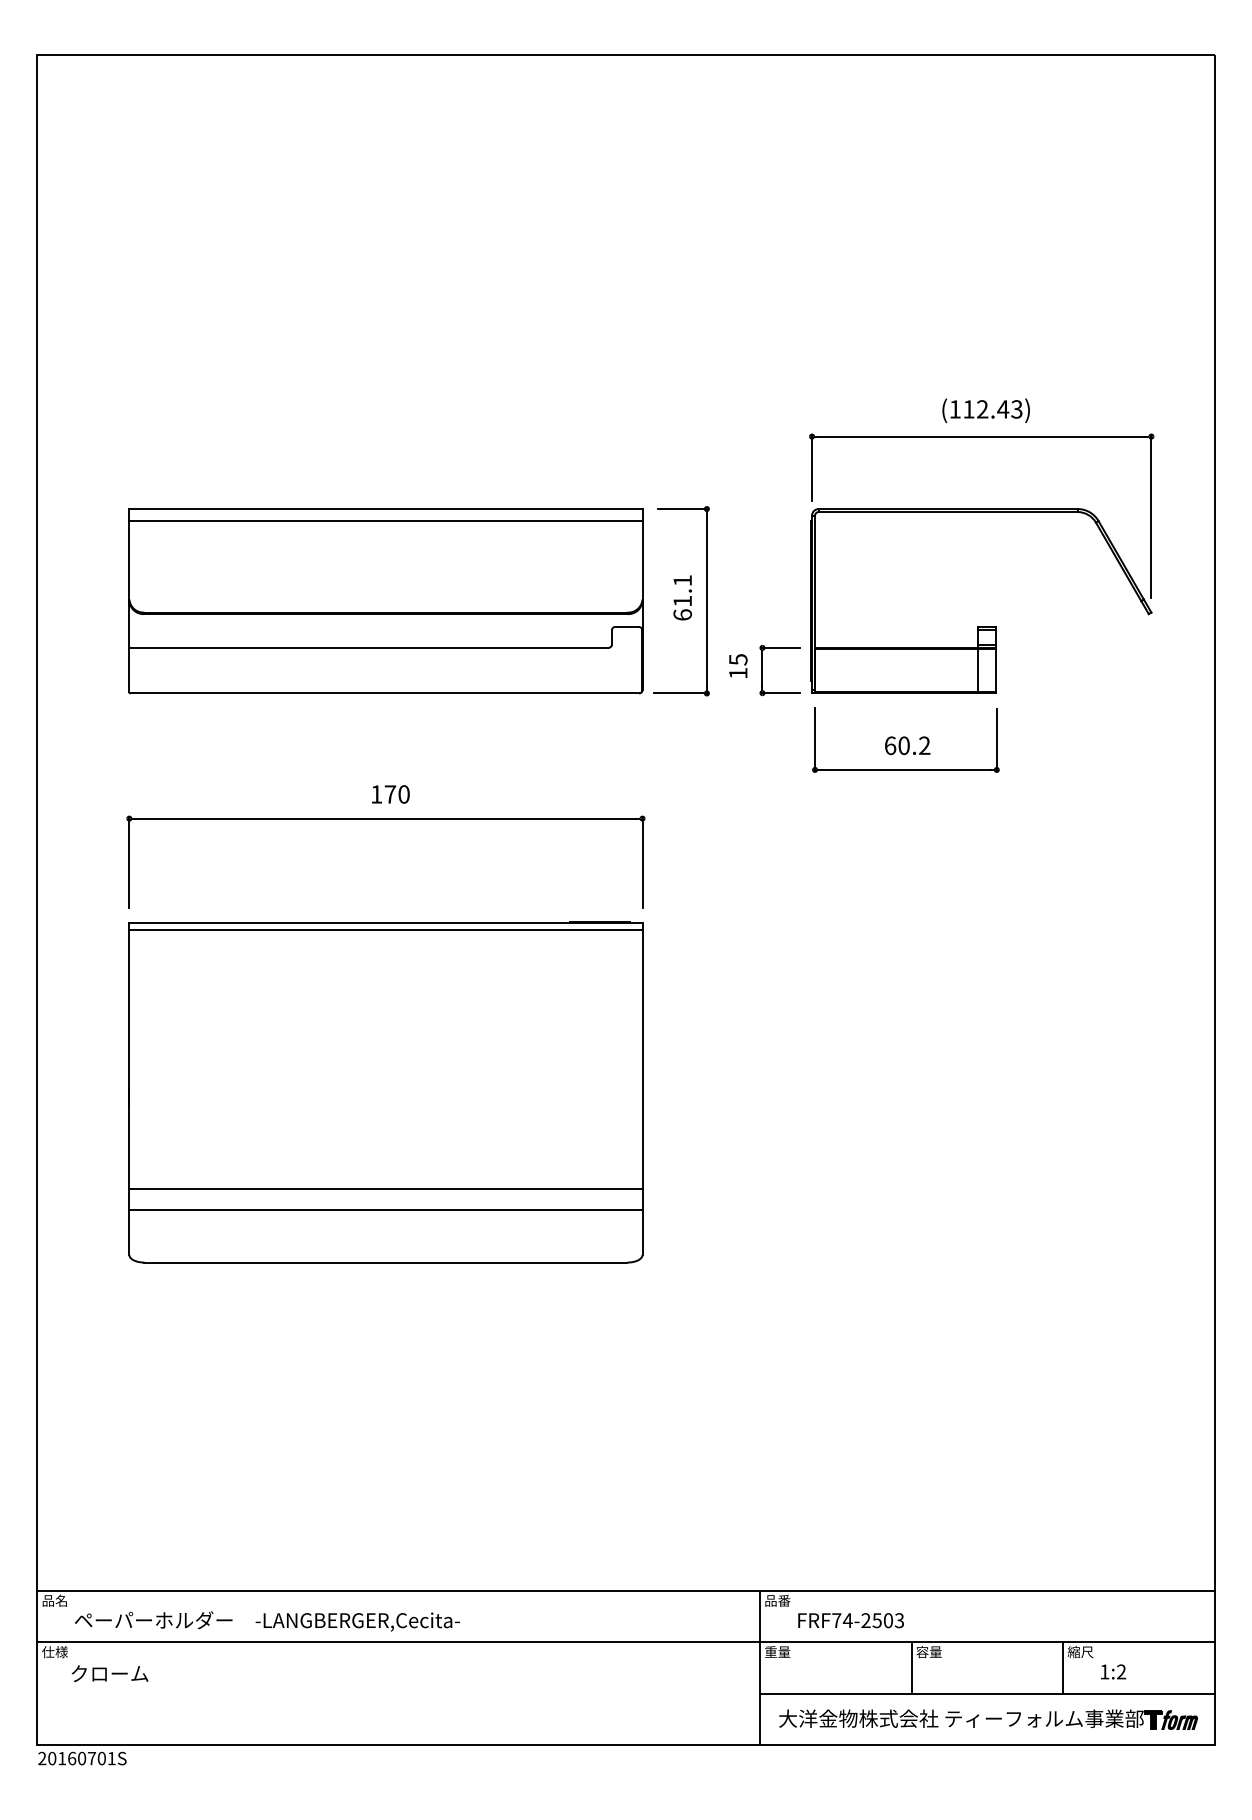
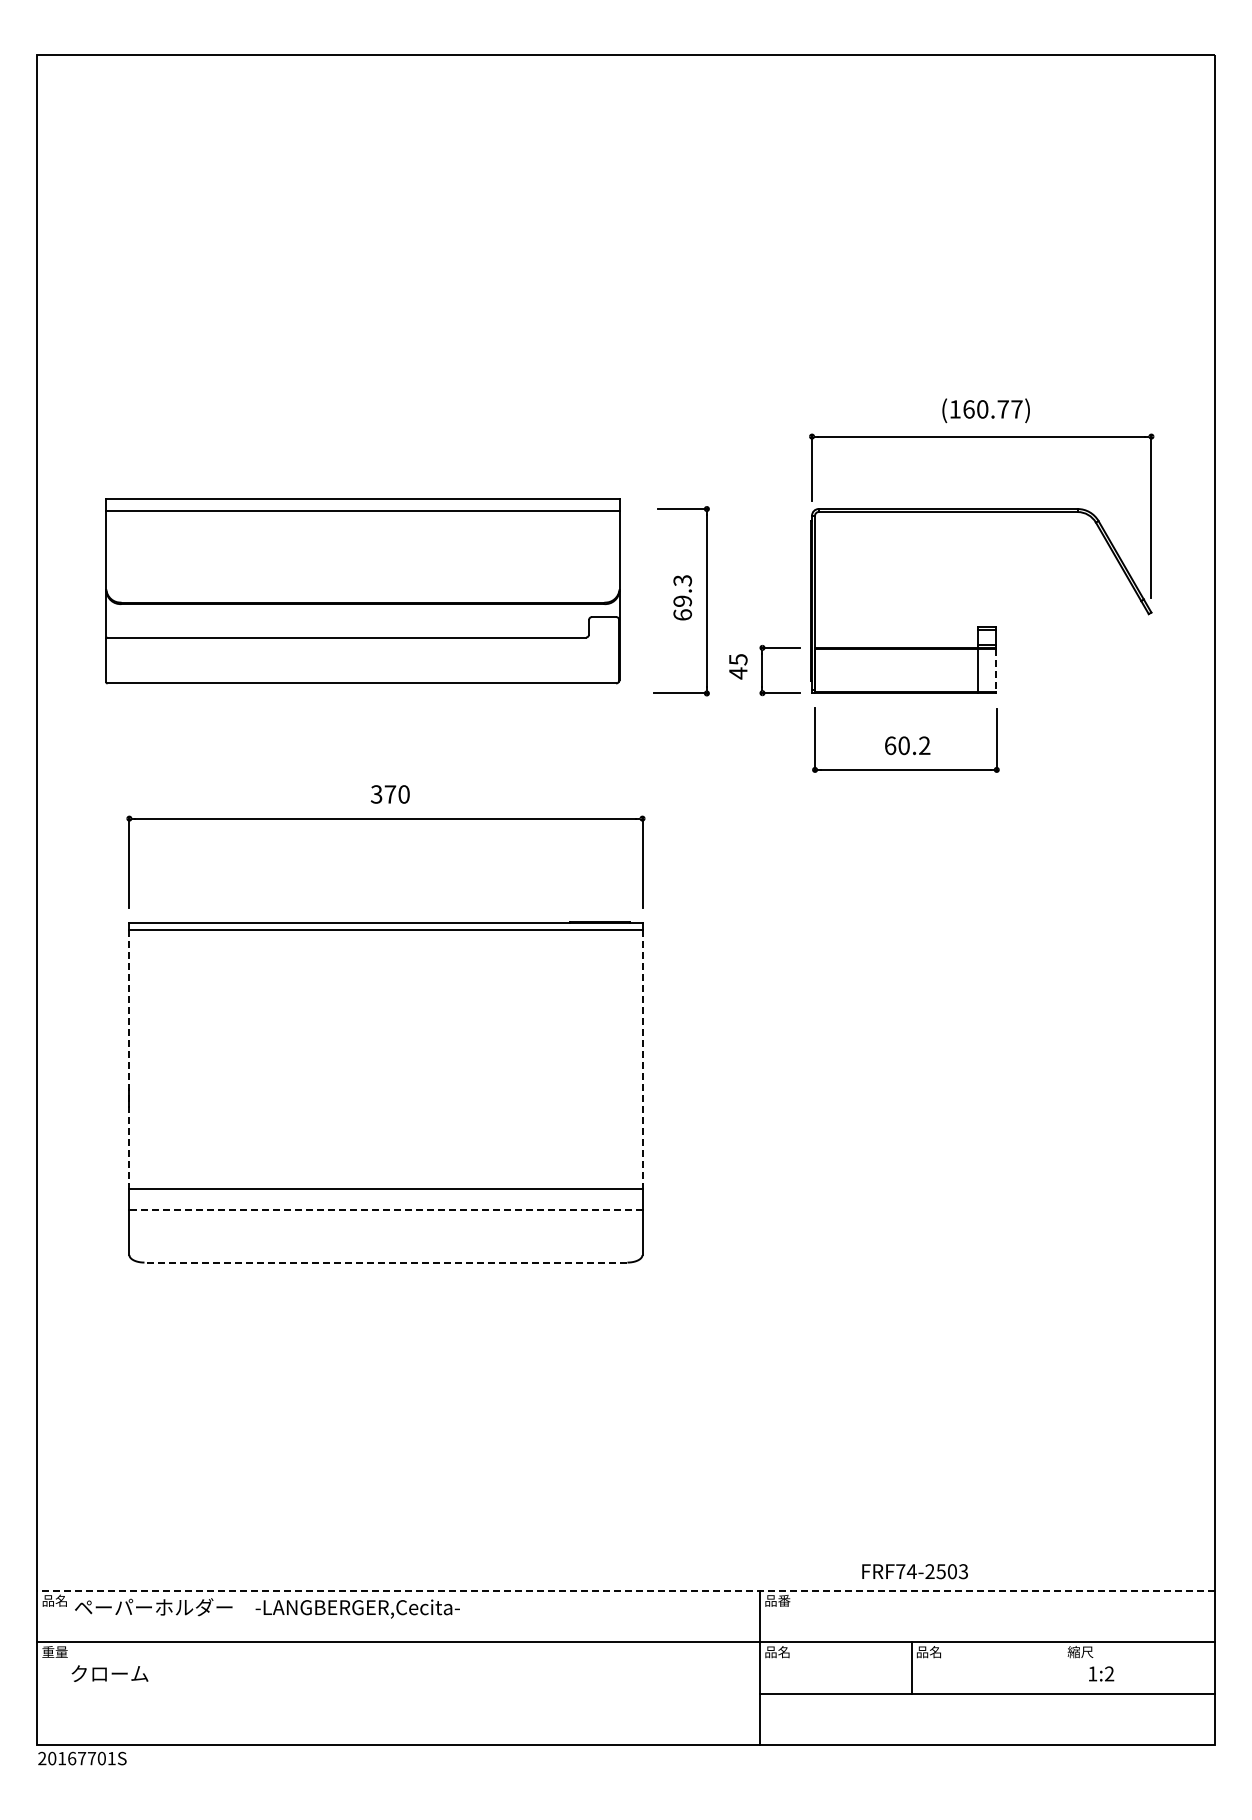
text: (112.43) -> (160.77) (992, 409)
text: 61.1 -> 69.3 (682, 590)
part position: (385, 601) -> (362, 591) (362, 591)
line: solid -> dashed (996, 671)
text: 15 -> 45 (738, 673)
text: 170 -> 370 (376, 794)
line: solid -> dashed (129, 1059)
line: solid -> dashed (642, 1059)
line: solid -> dashed (385, 1209)
line: solid -> dashed (385, 1262)
line: solid -> dashed (625, 1590)
text position: (850, 1620) -> (914, 1571) (914, 1571)
text position: (267, 1621) -> (267, 1608) (267, 1608)
text: 仕様 -> 重量 (54, 1652)
text: 重量 -> 品名 (777, 1652)
text: 容量 -> 品名 (928, 1652)
line: present -> none (1063, 1667)
text position: (1113, 1671) -> (1101, 1673) (1101, 1673)
part: present -> none (988, 1719)
text: 20160701S -> 20167701S (82, 1758)
